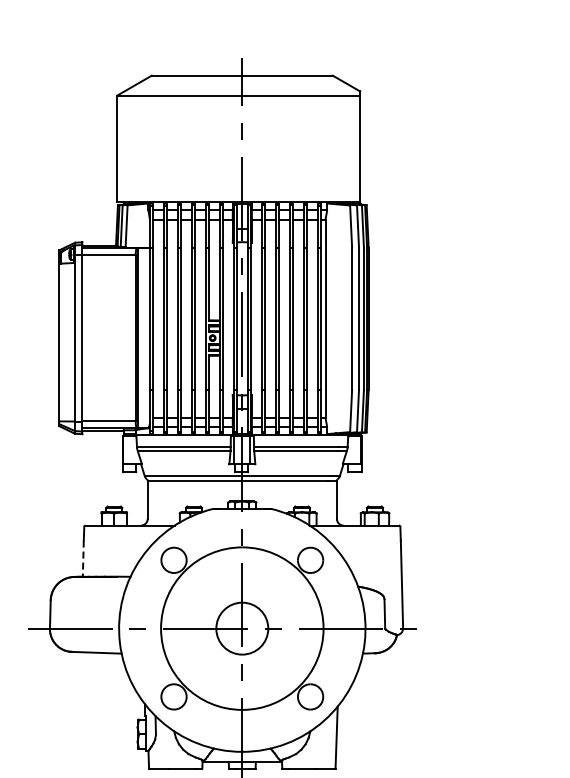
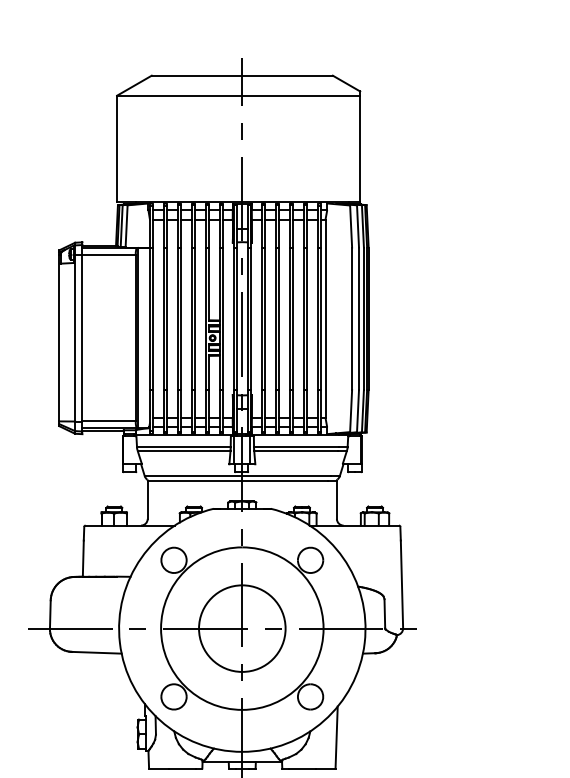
line: dashed -> solid (83, 559)
circle diameter: 52 px -> 87 px (242, 628)
